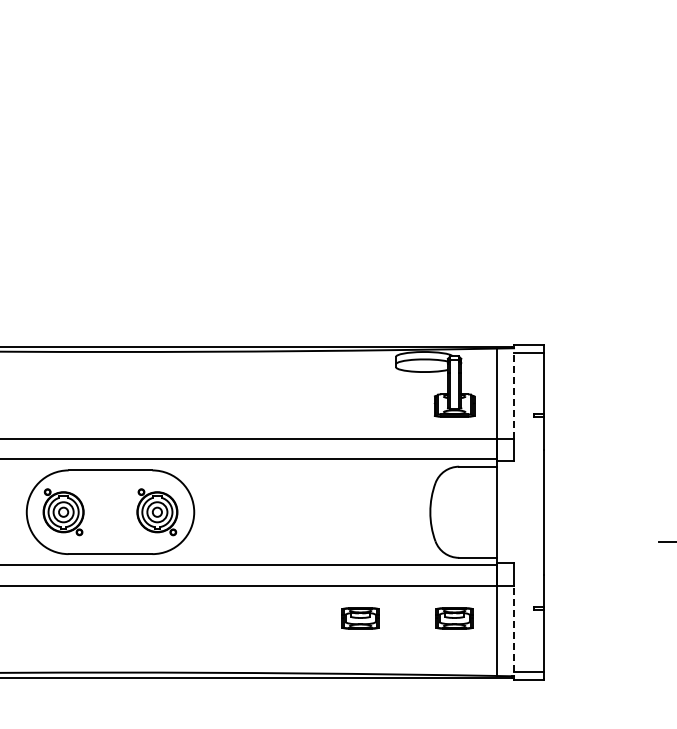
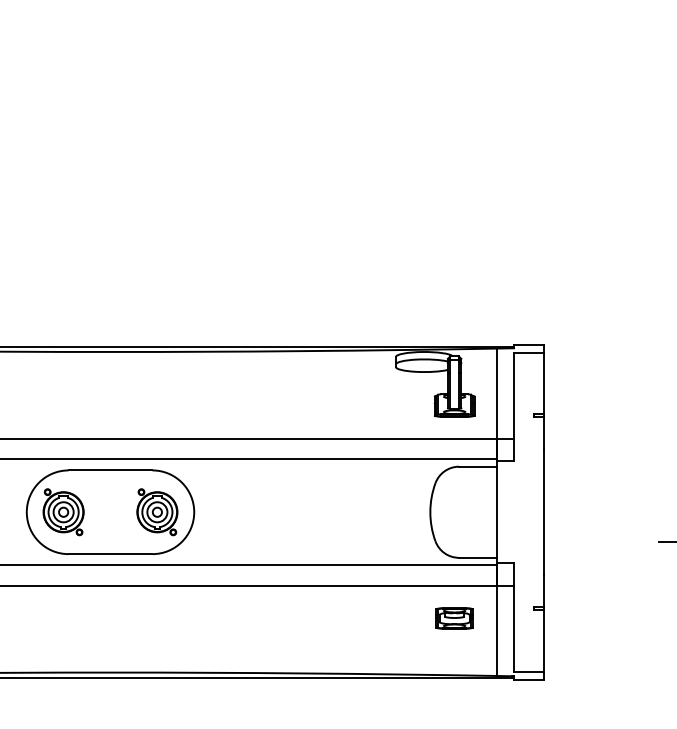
line: dashed -> solid (514, 395)
part: present -> none (360, 618)
line: dashed -> solid (514, 628)
